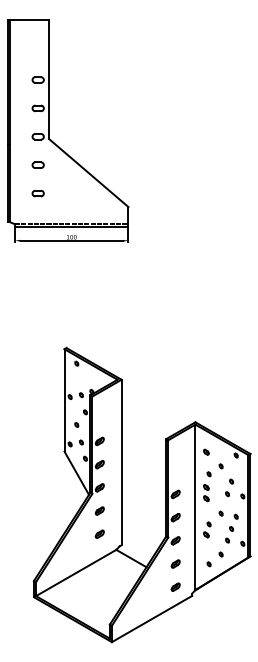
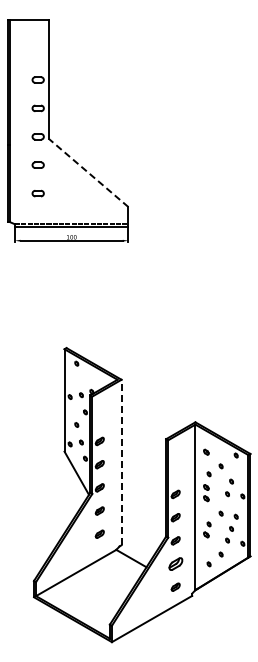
line: solid -> dashed (88, 172)
line: solid -> dashed (121, 462)
part size: 11x10 px -> 16x14 px (175, 563)
